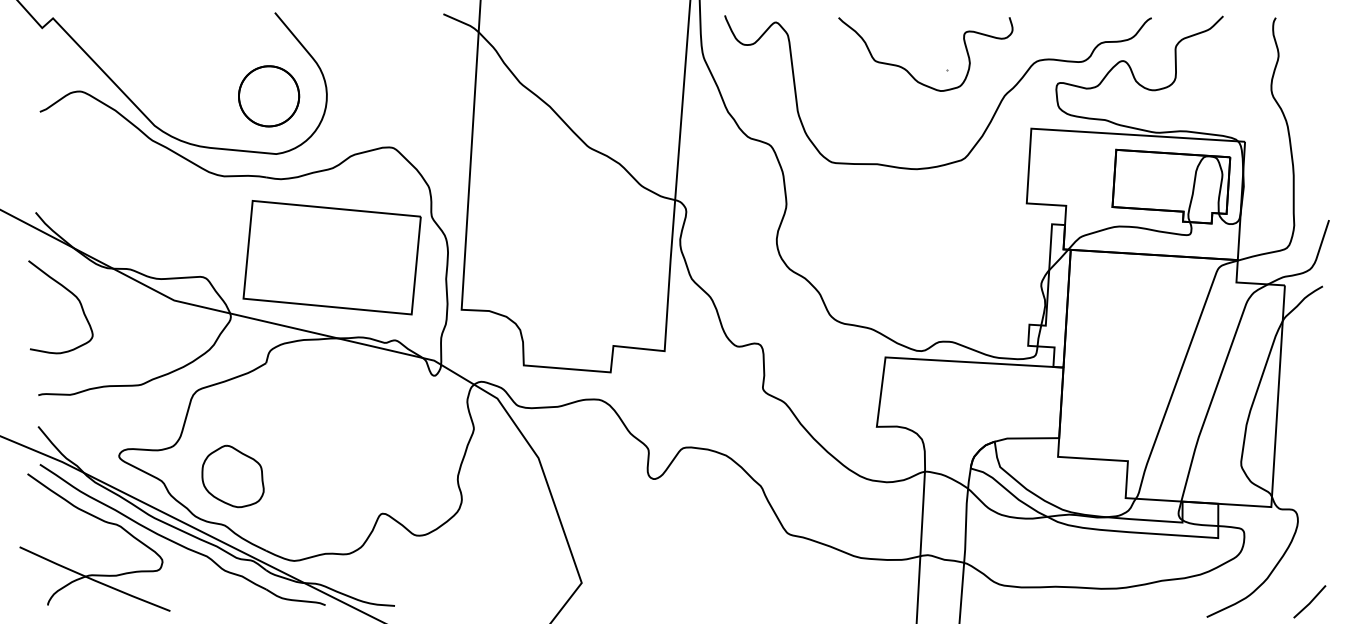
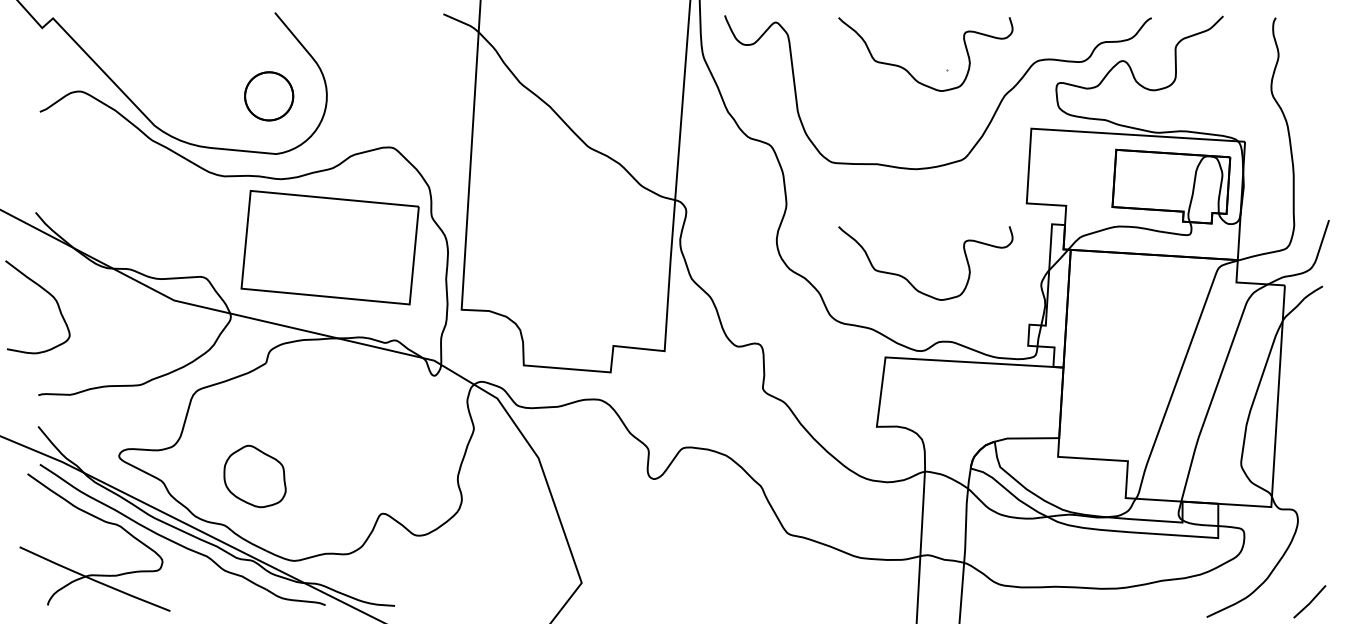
part size: 63x63 px -> 51x51 px (269, 96)
part position: (331, 257) -> (329, 247) (329, 247)
curve: none -> present (908, 280)
curve position: (70, 293) -> (47, 293) (47, 293)
part position: (232, 476) -> (254, 476) (254, 476)
